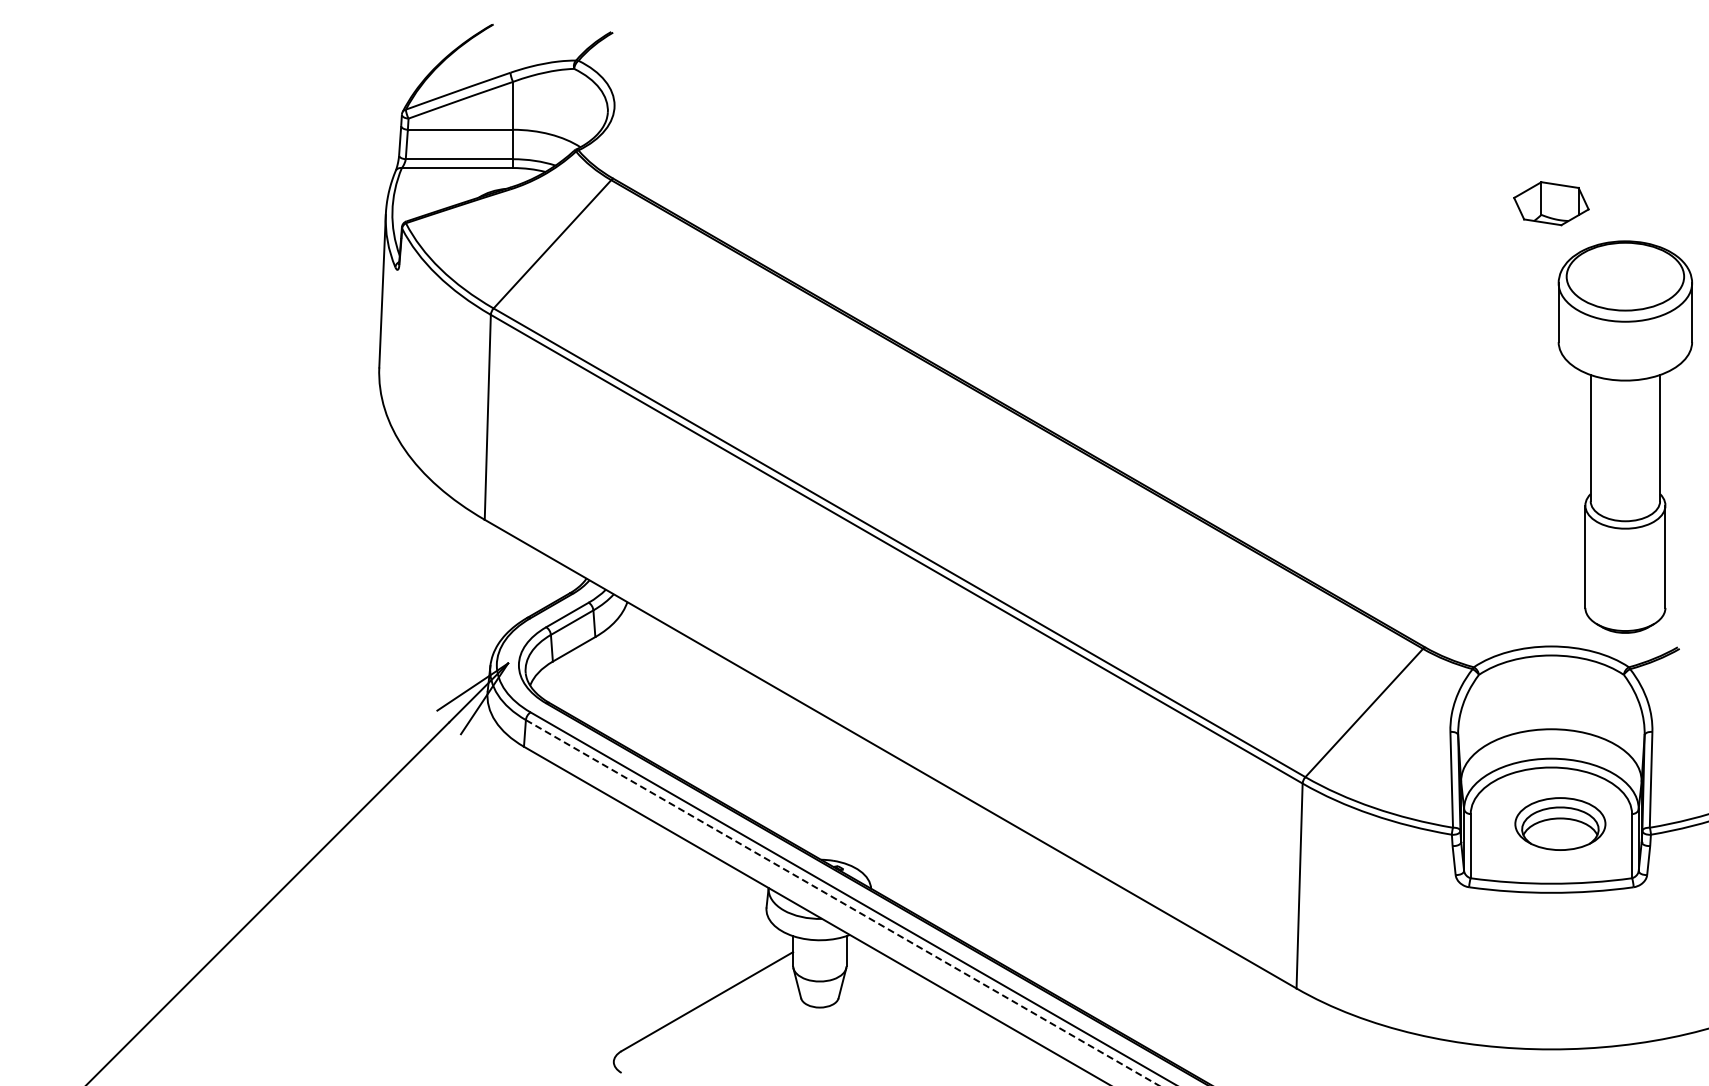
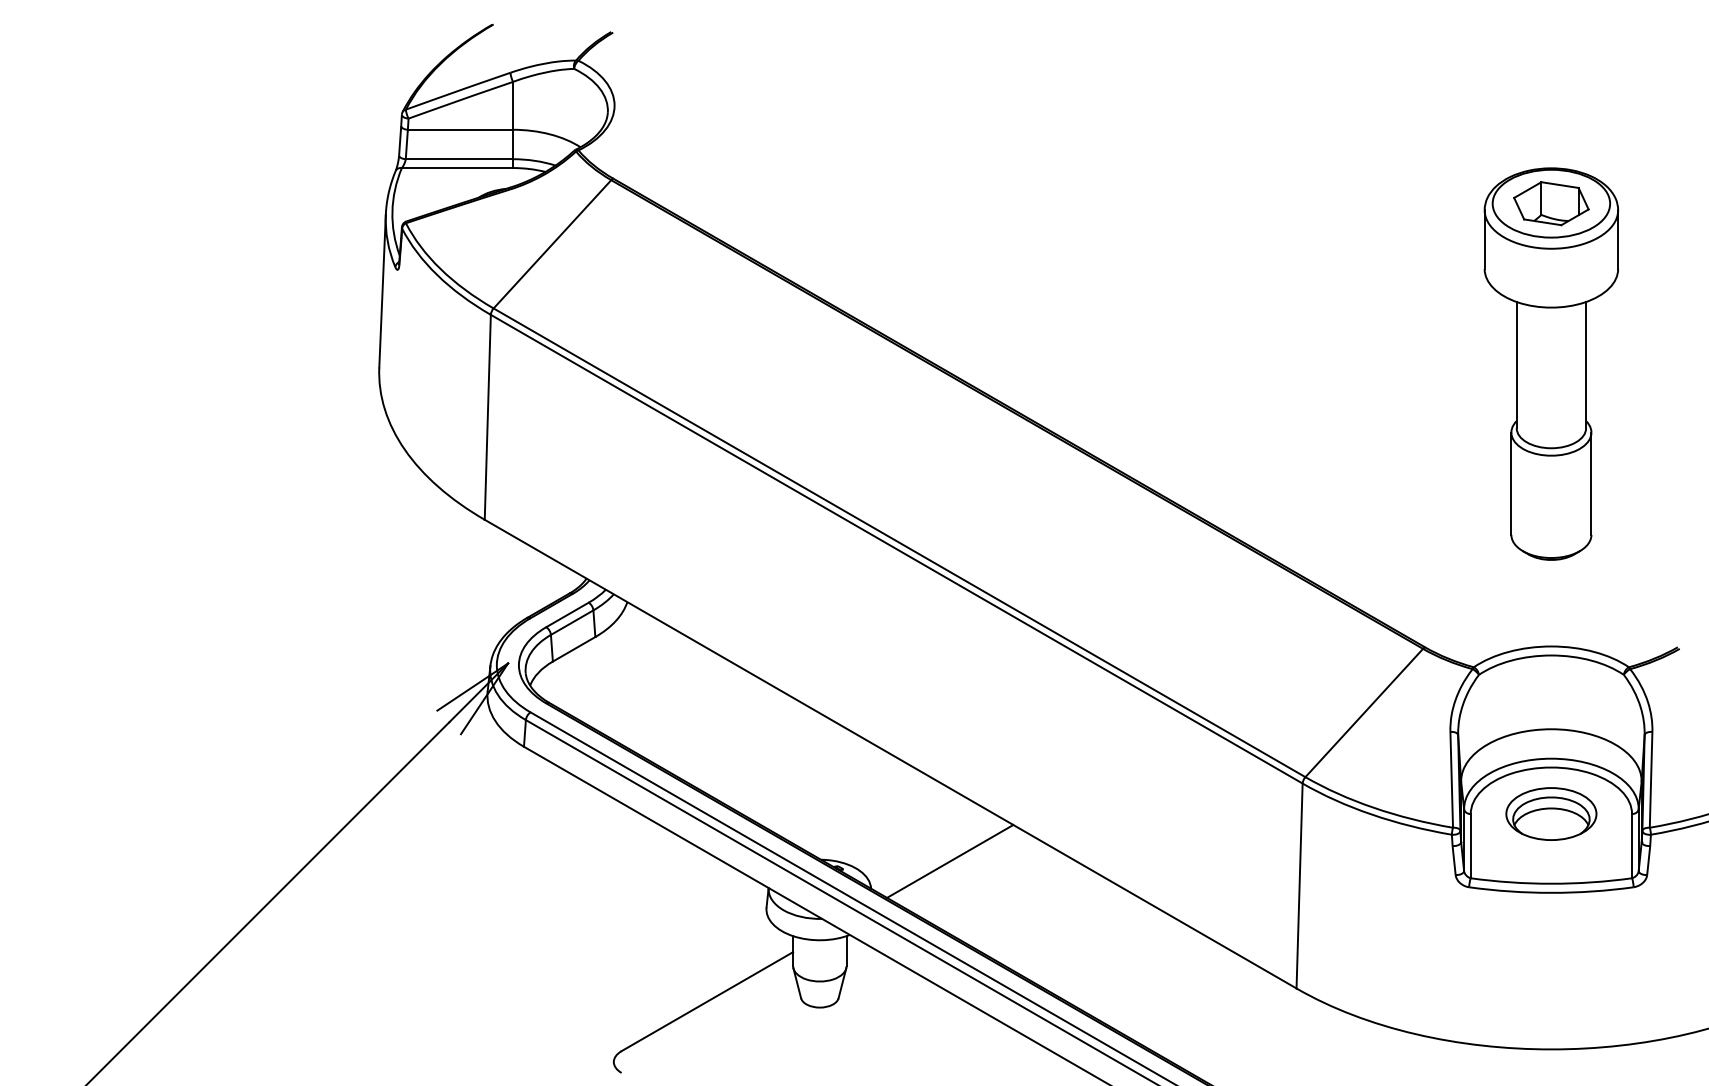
part position: (1624, 436) -> (1550, 363) (1550, 363)
part position: (1560, 823) -> (1551, 813) (1551, 813)
line: none -> present (950, 860)
line: dashed -> solid (842, 903)
